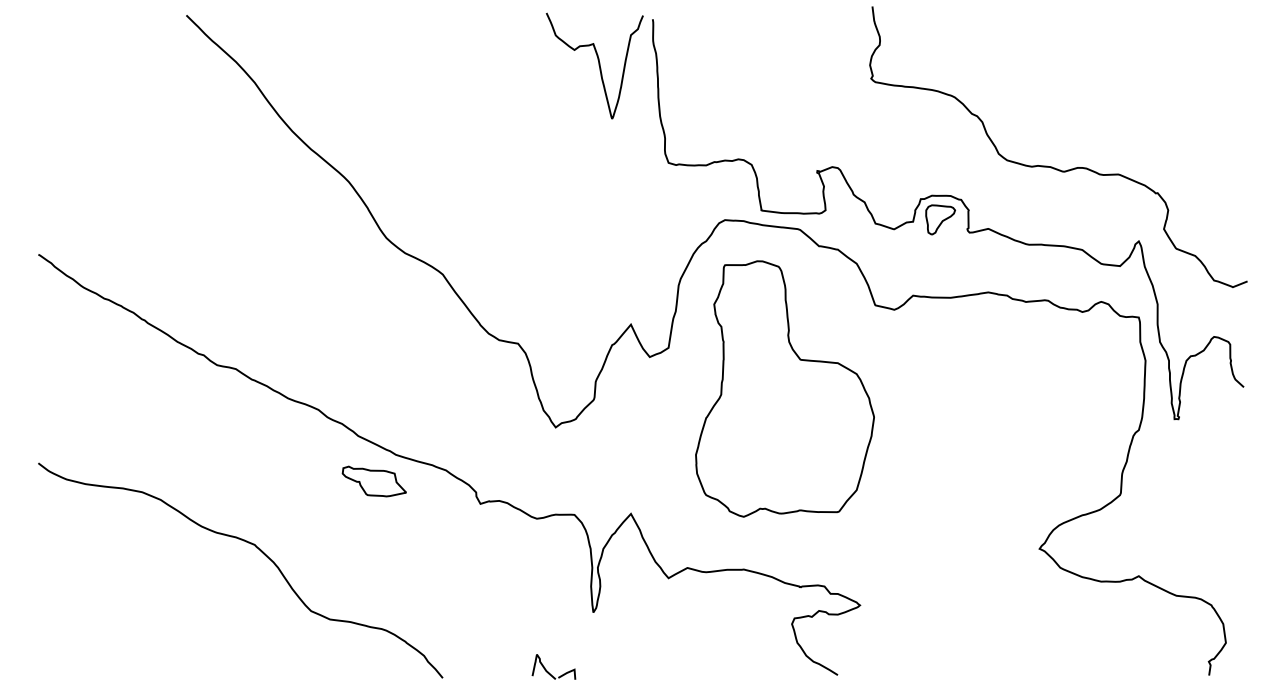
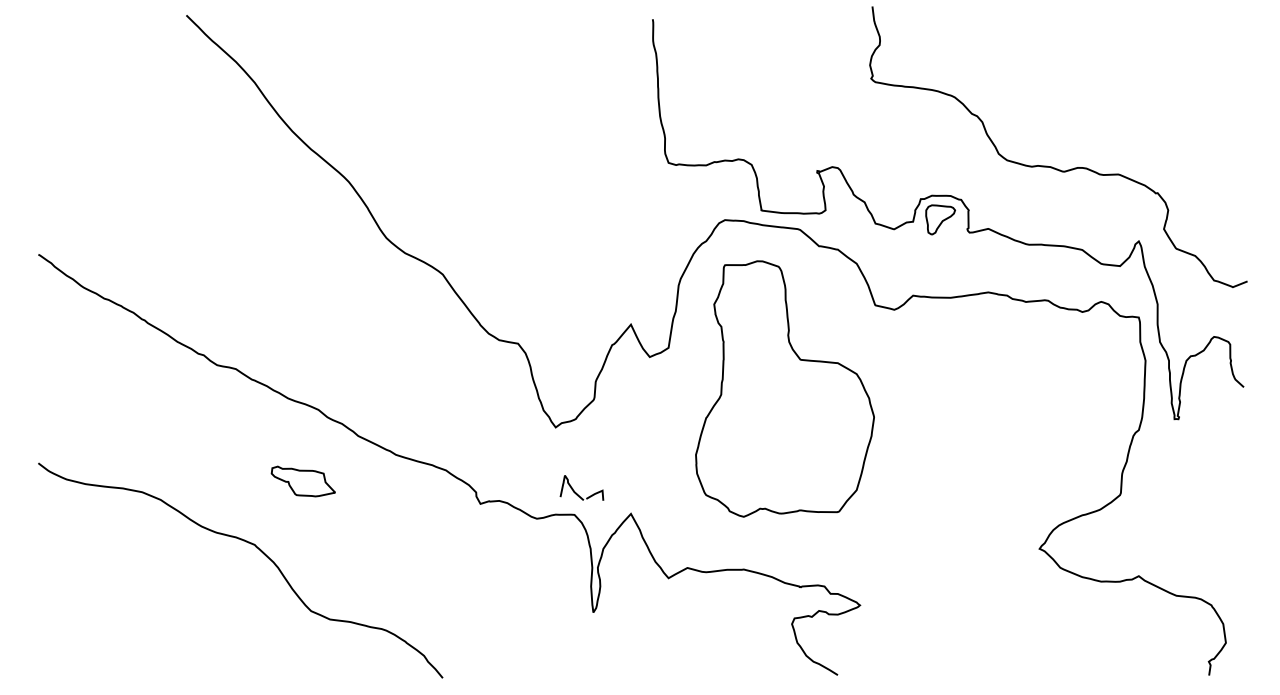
curve: present -> none (598, 65)
part position: (373, 481) -> (302, 481) (302, 481)
part position: (548, 671) -> (576, 492) (576, 492)
